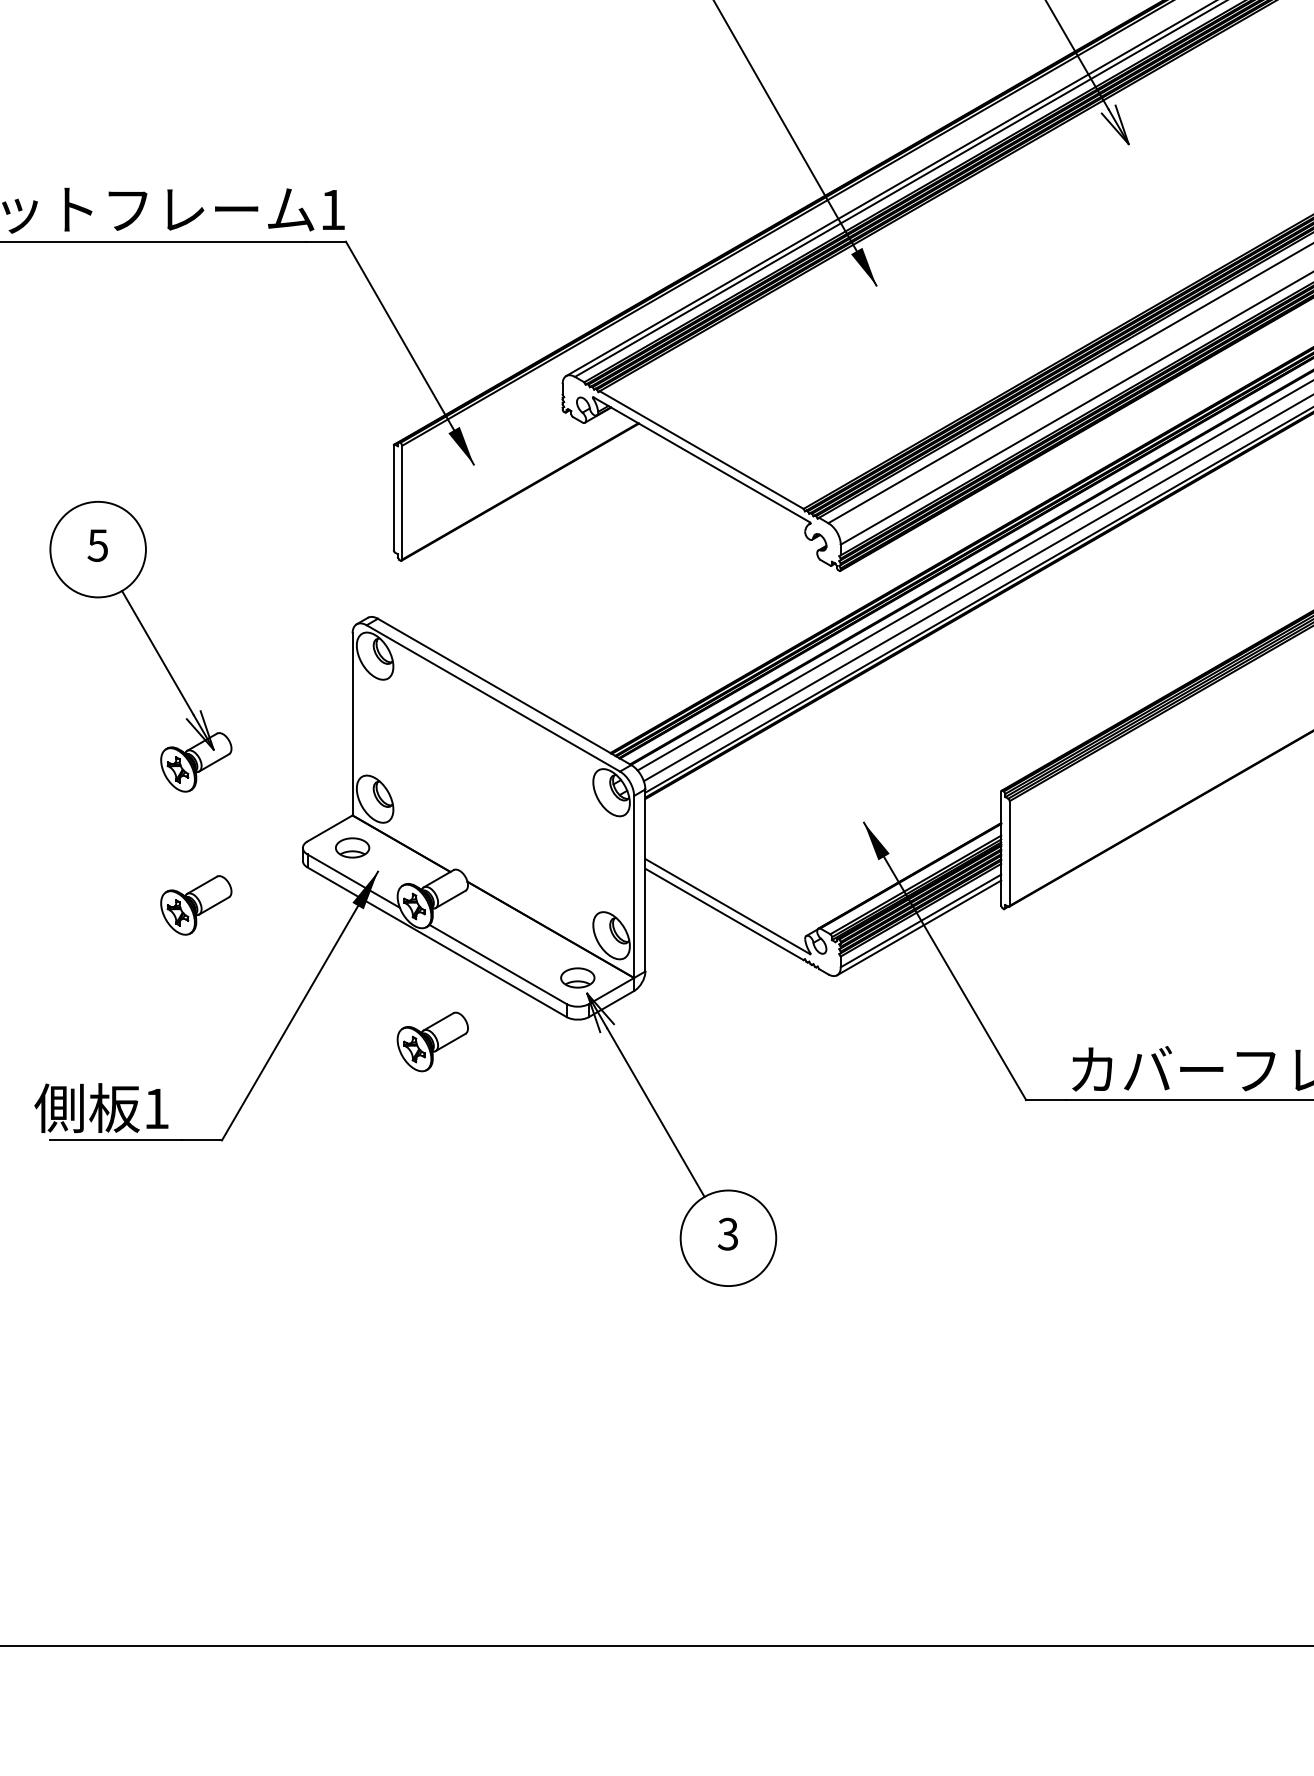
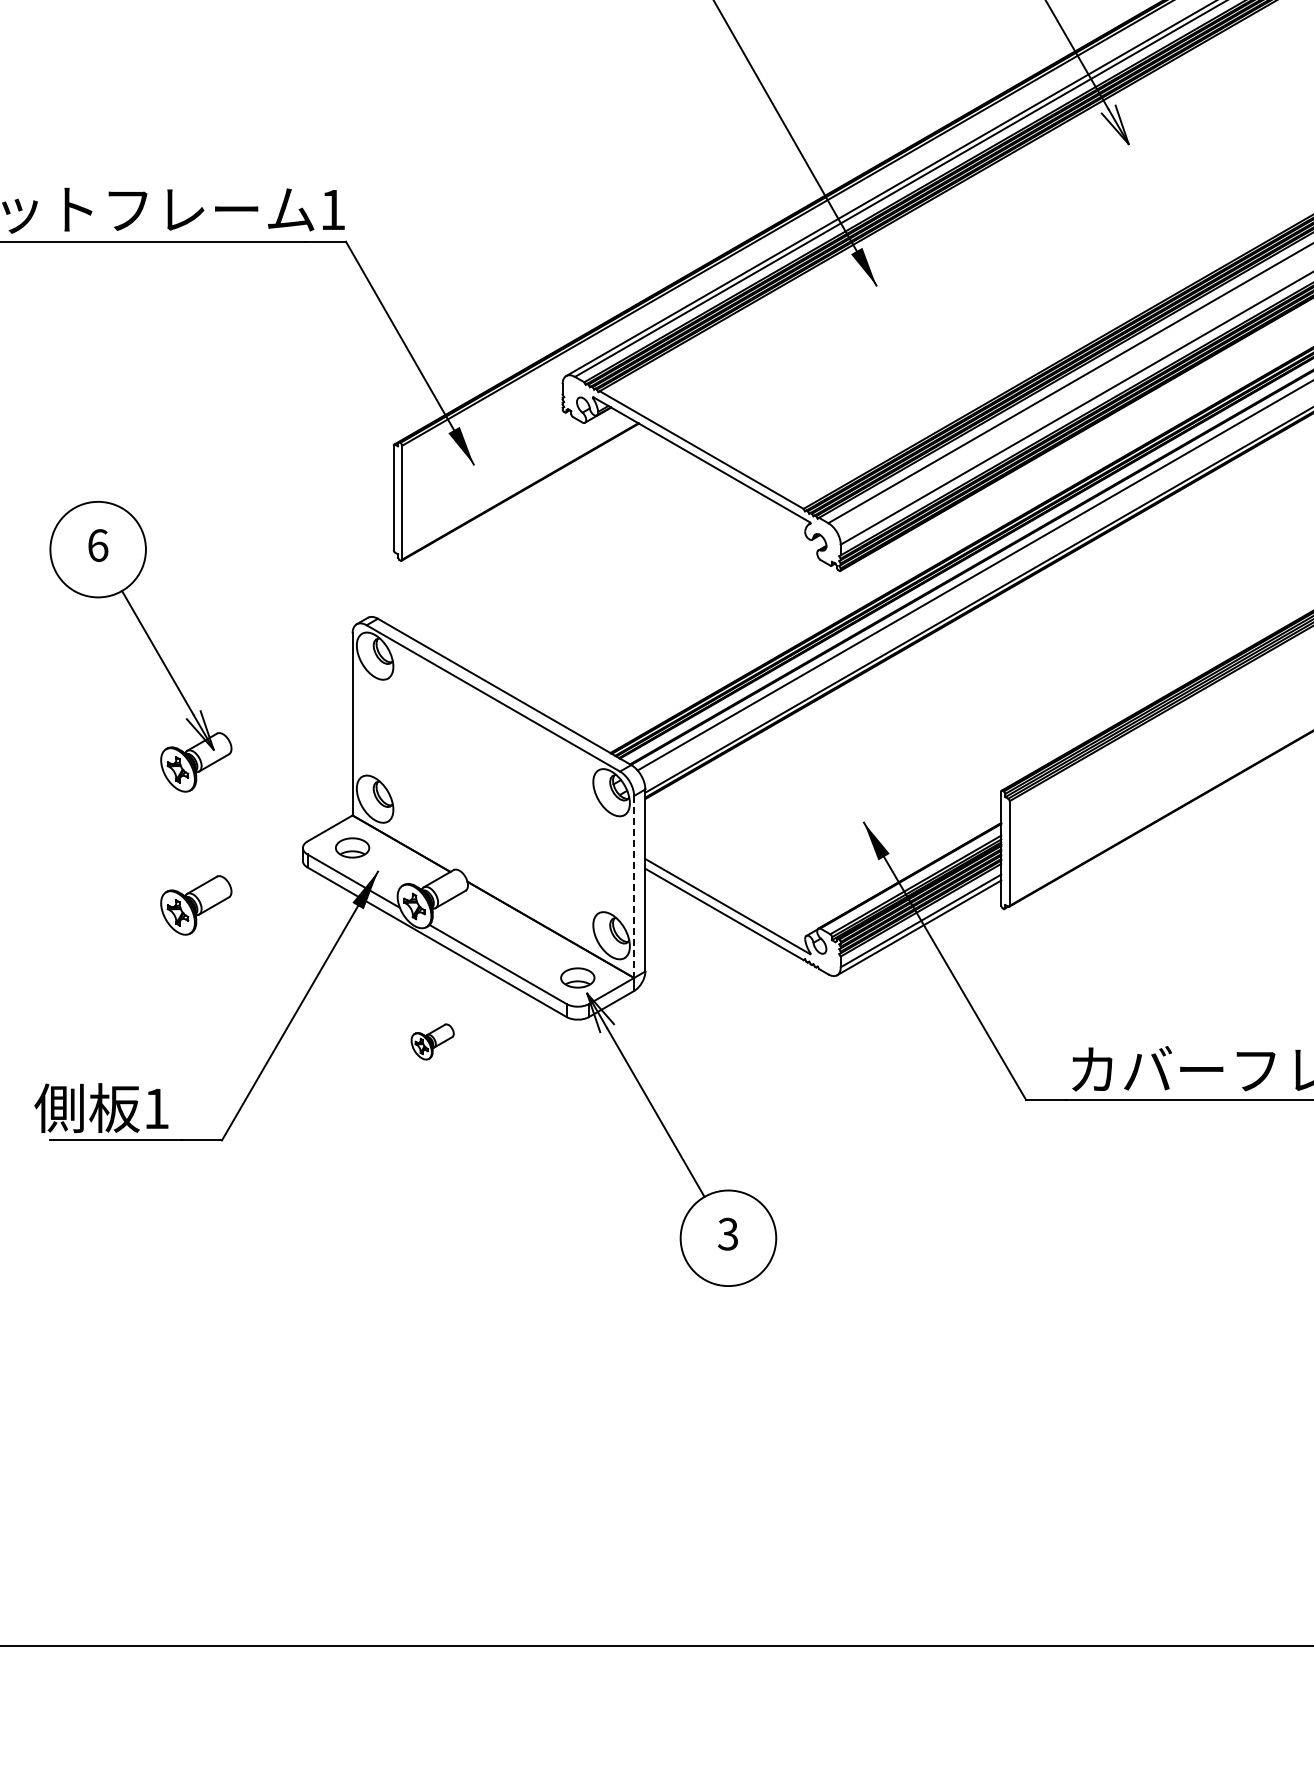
text: 5 -> 6 (97, 545)
line: present -> none (976, 588)
line: solid -> dashed (634, 887)
part size: 73x62 px -> 45x38 px (432, 1041)
